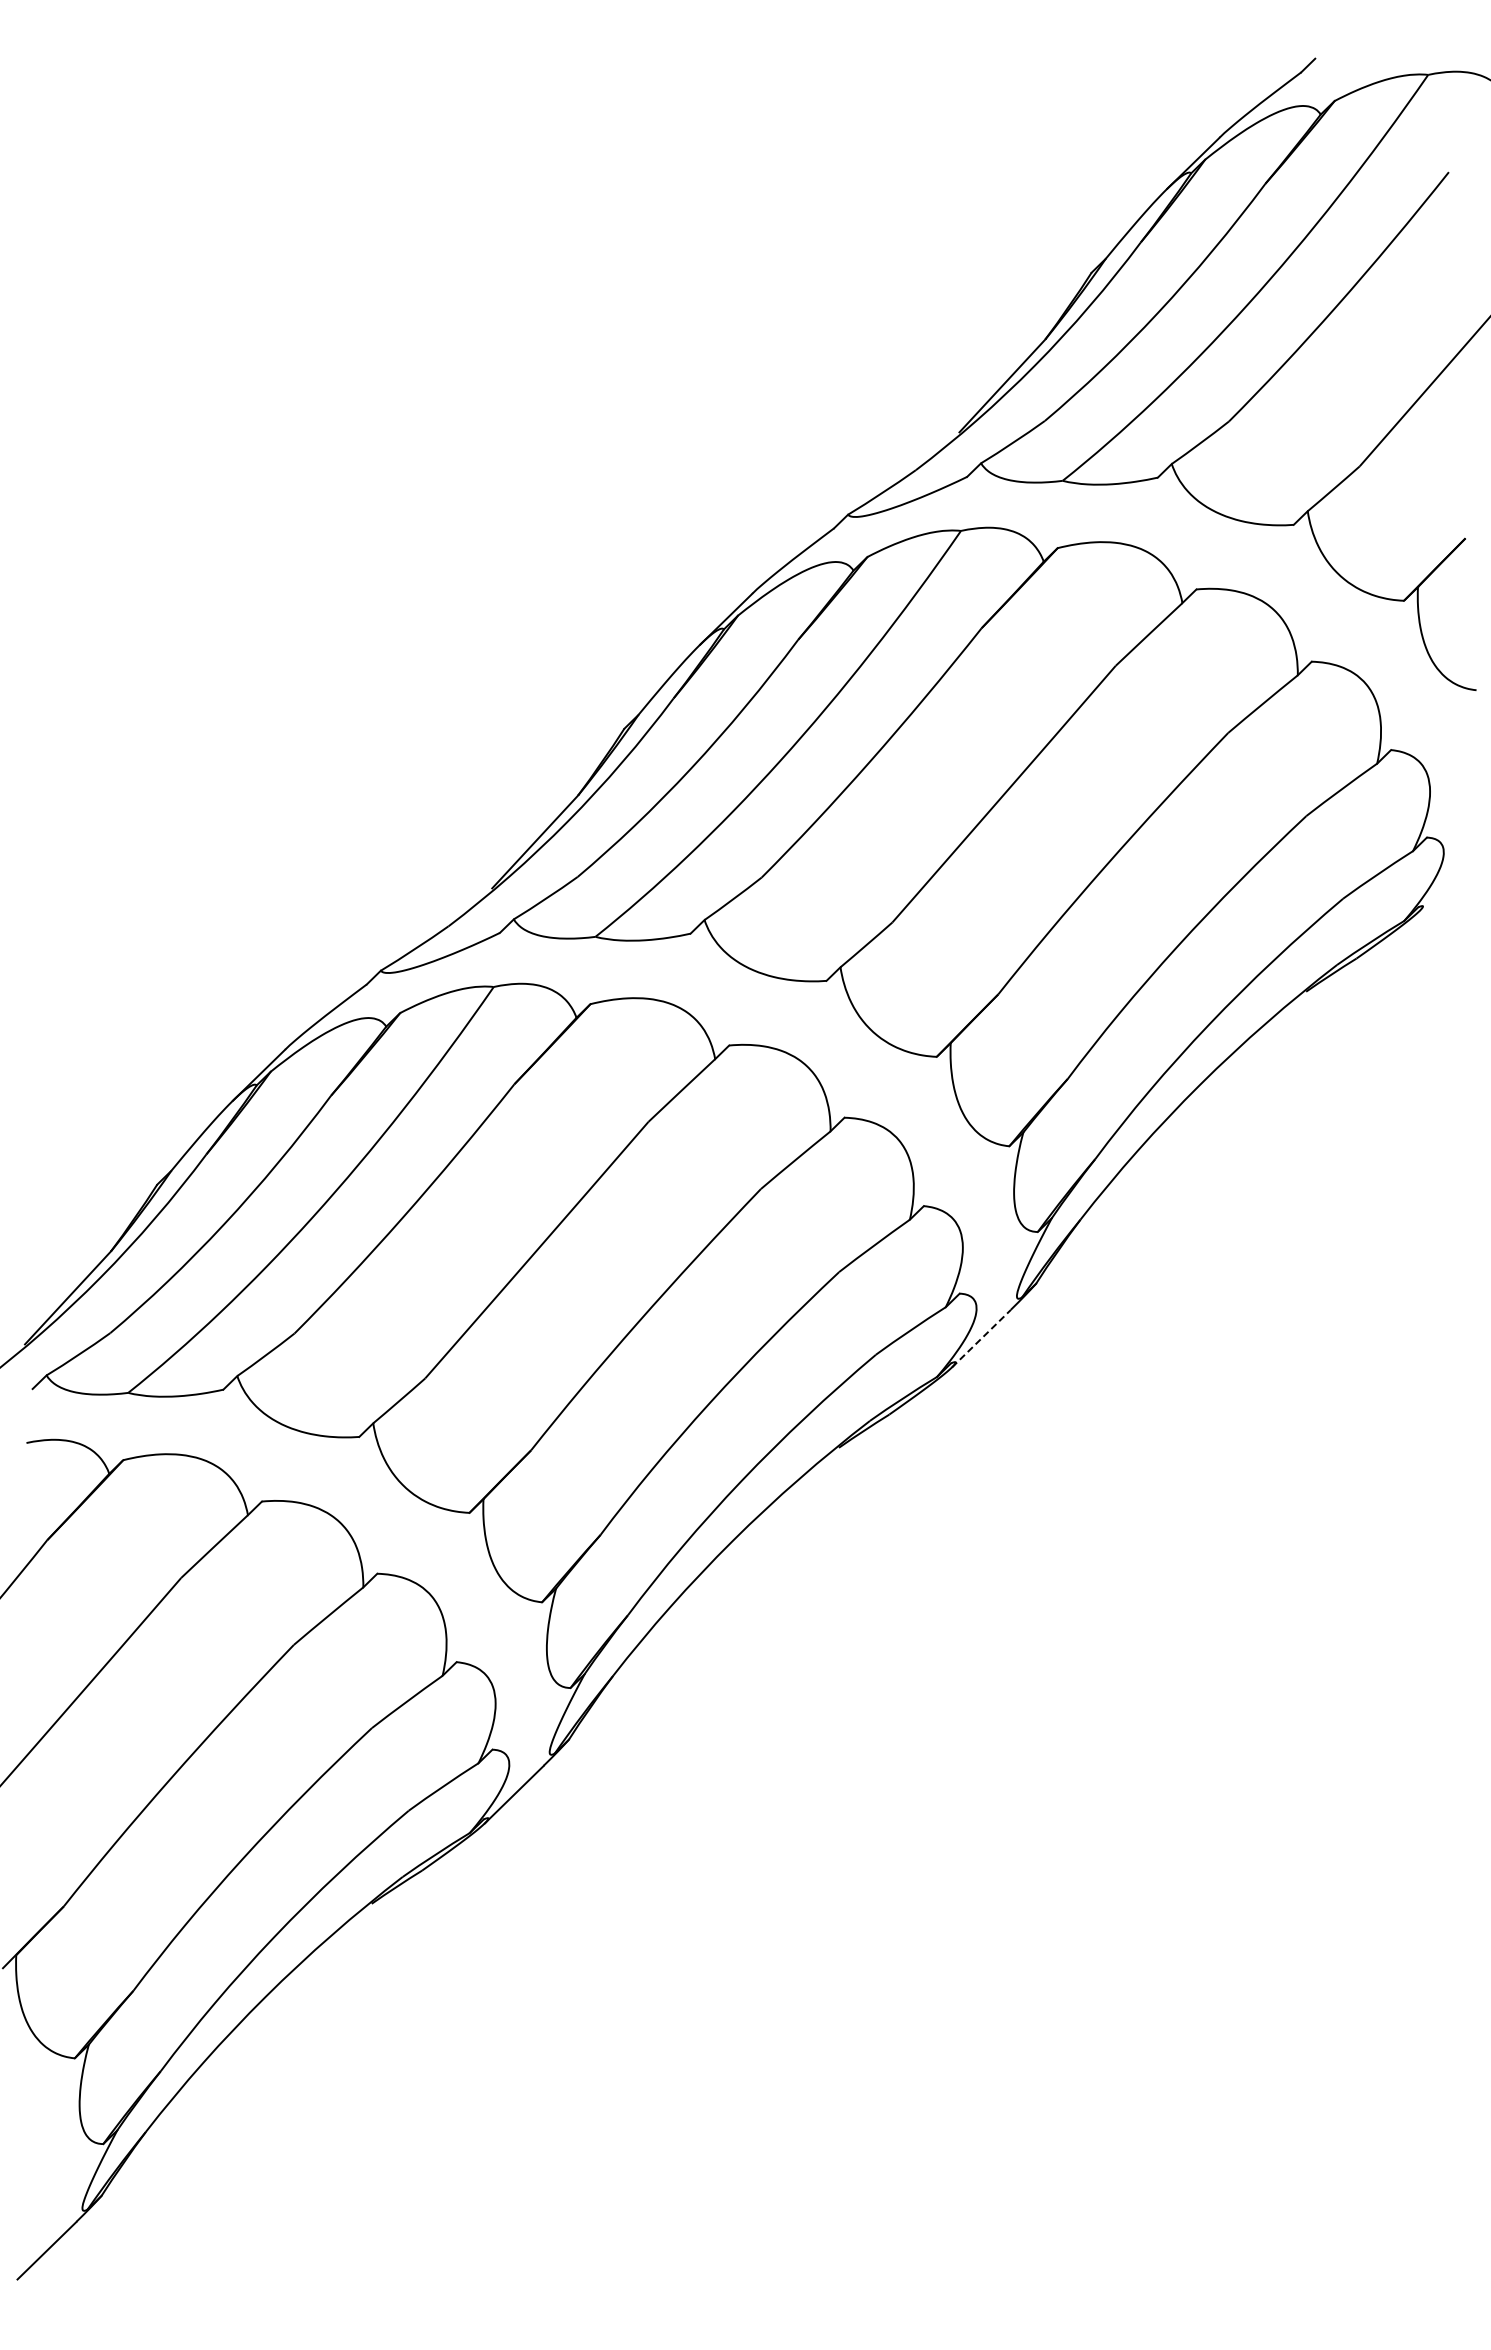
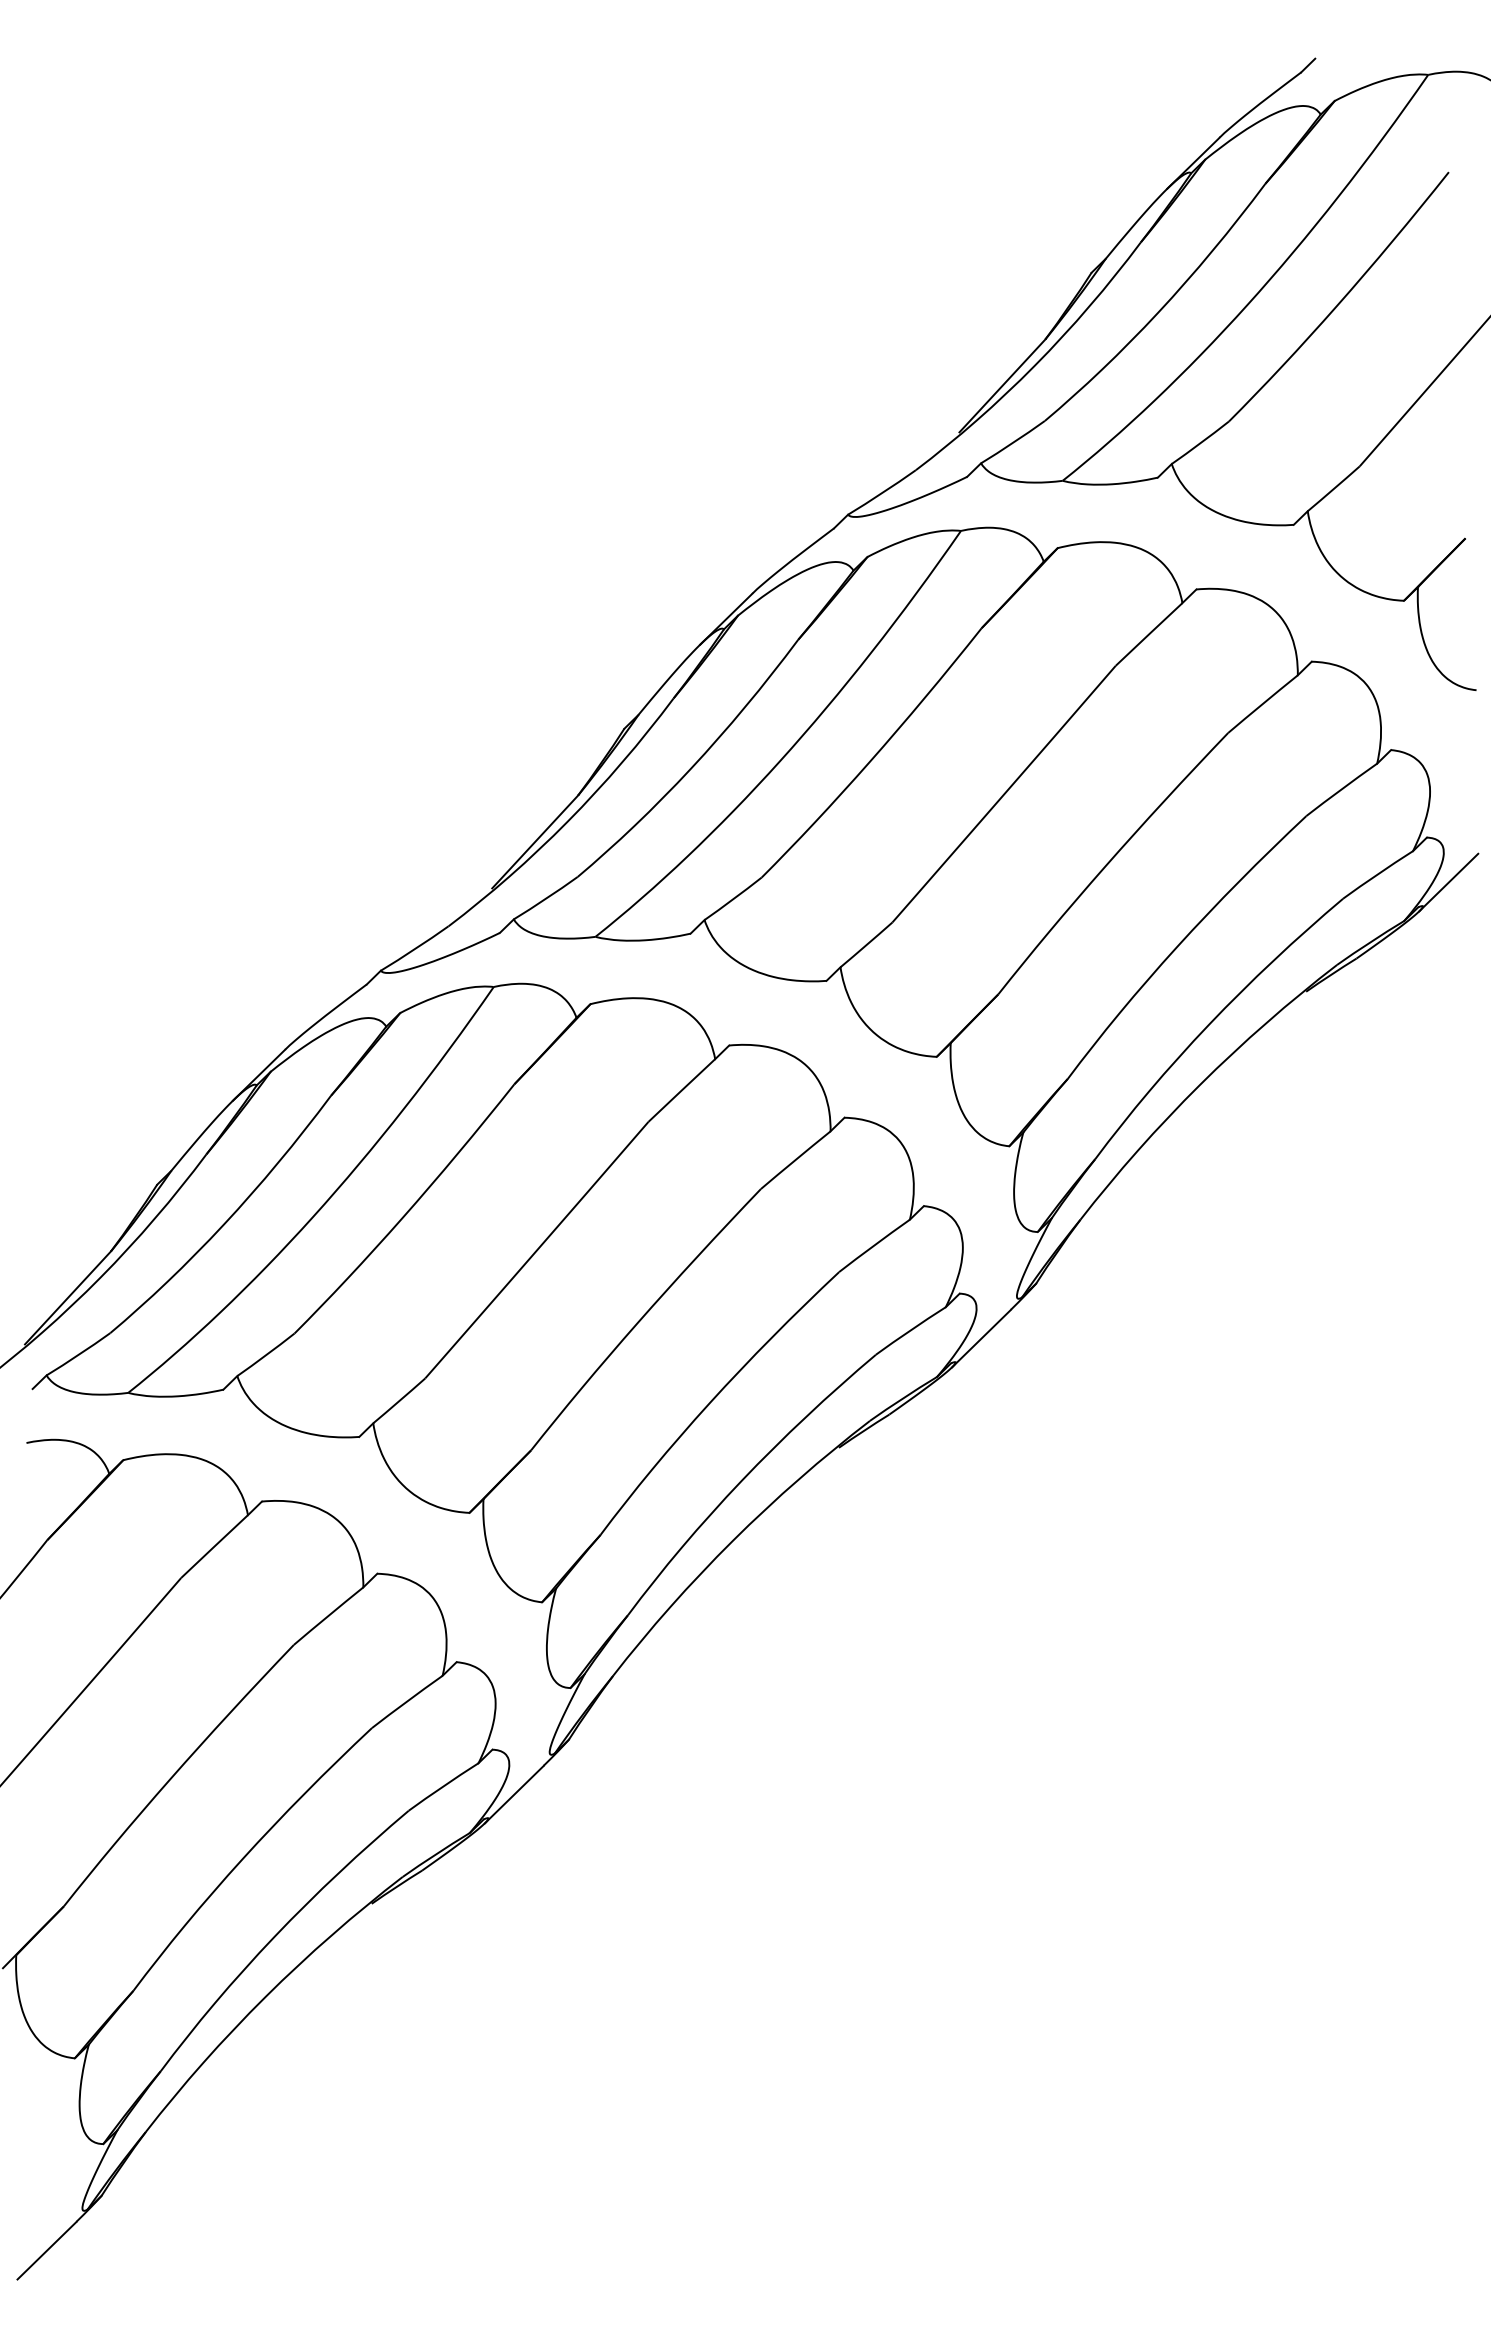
line: none -> present (1448, 882)
line: dashed -> solid (981, 1338)
